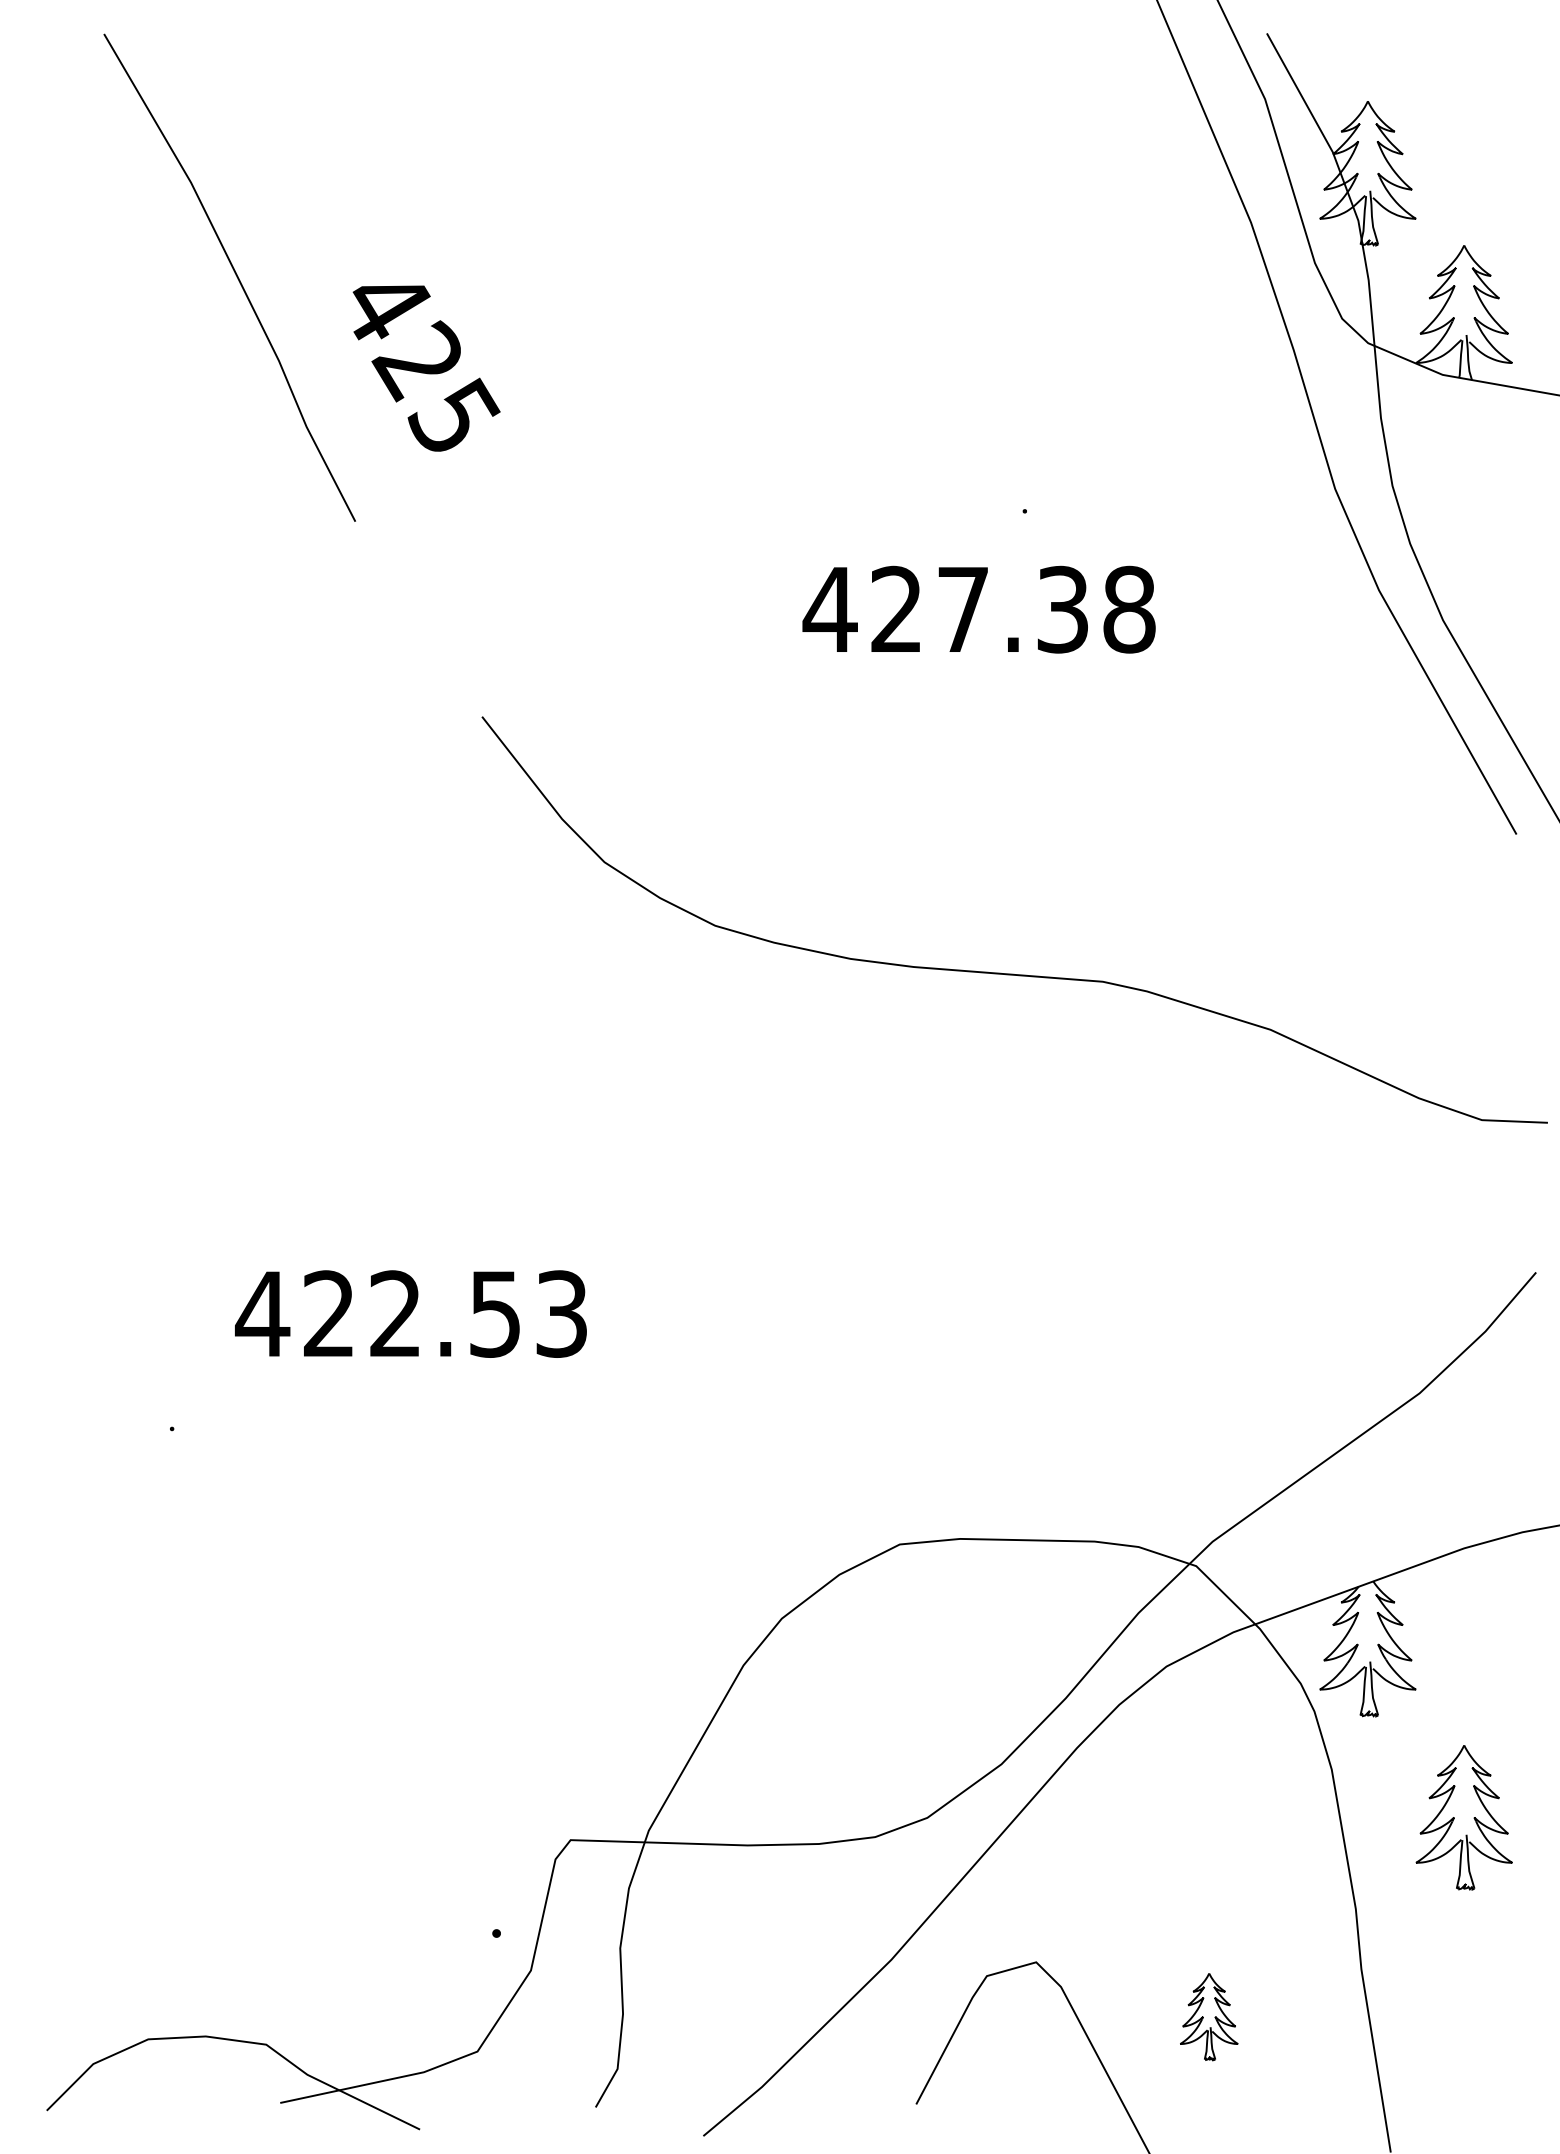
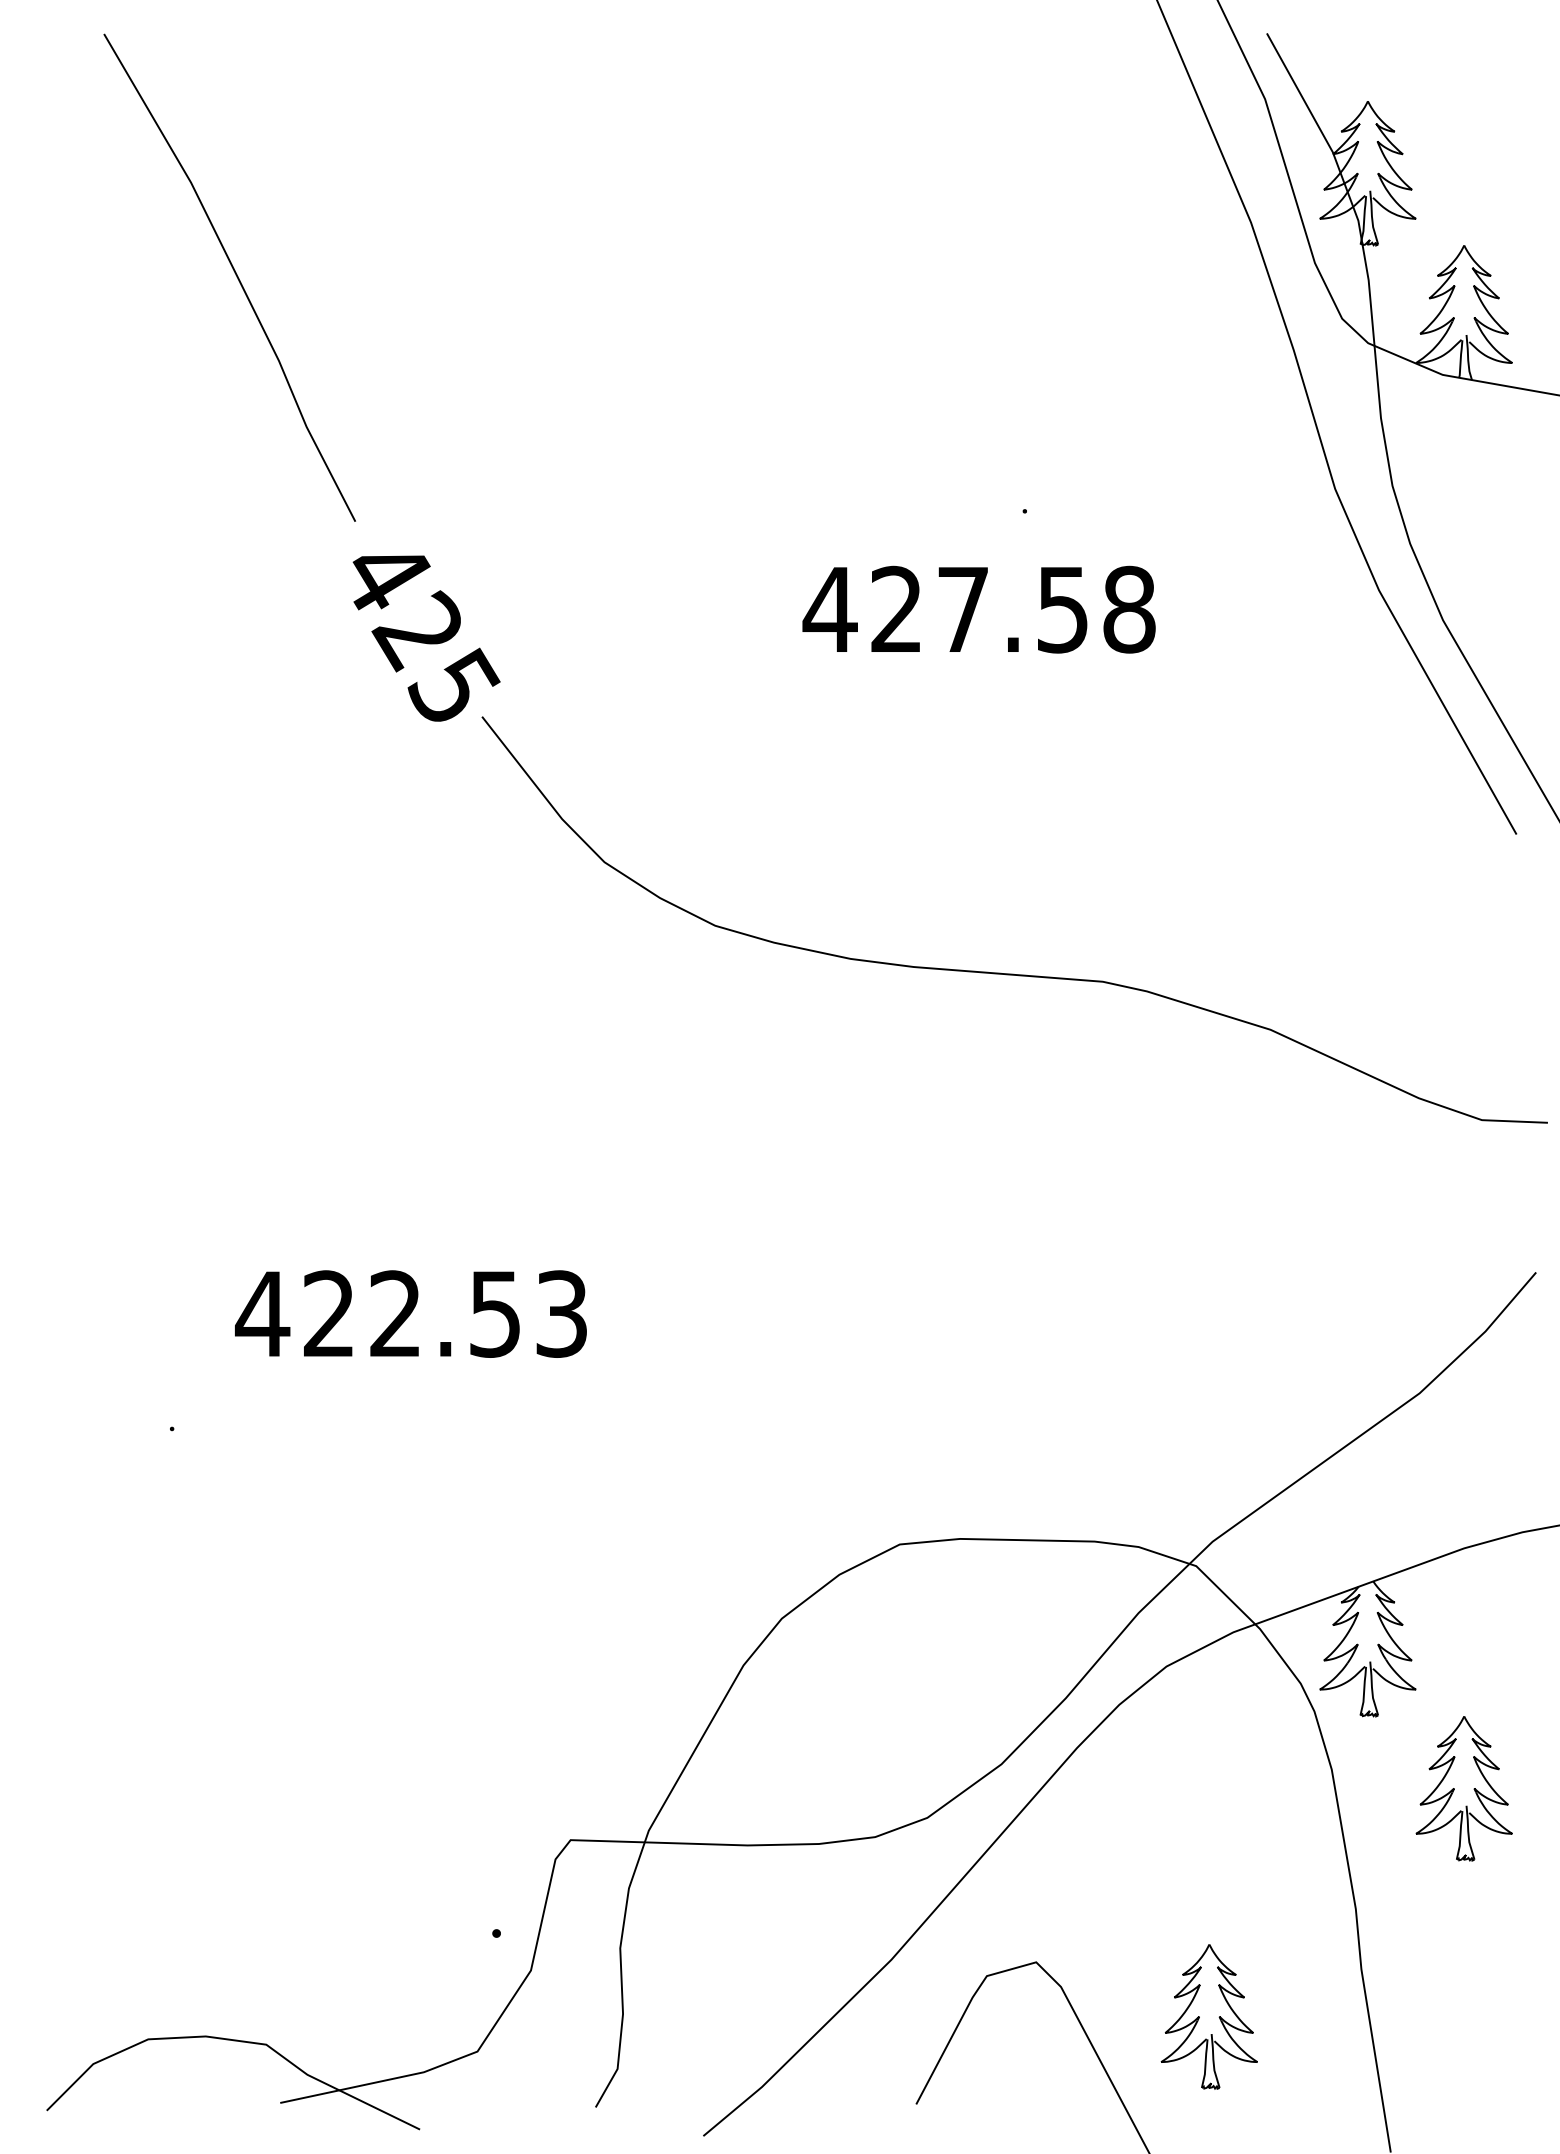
text position: (426, 368) -> (426, 638) (426, 638)
text: 427.38 -> 427.58 (1062, 609)
part position: (1463, 1817) -> (1463, 1788) (1463, 1788)
part size: 59x89 px -> 98x146 px (1208, 2016)
